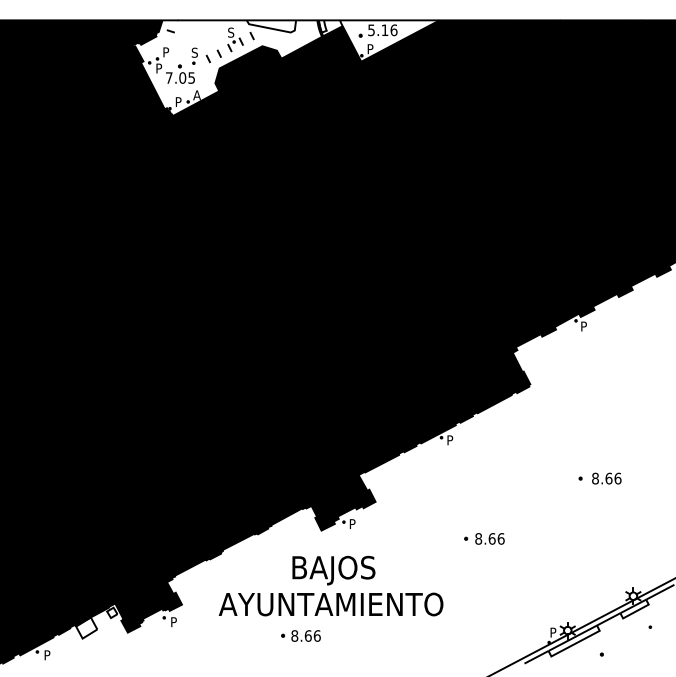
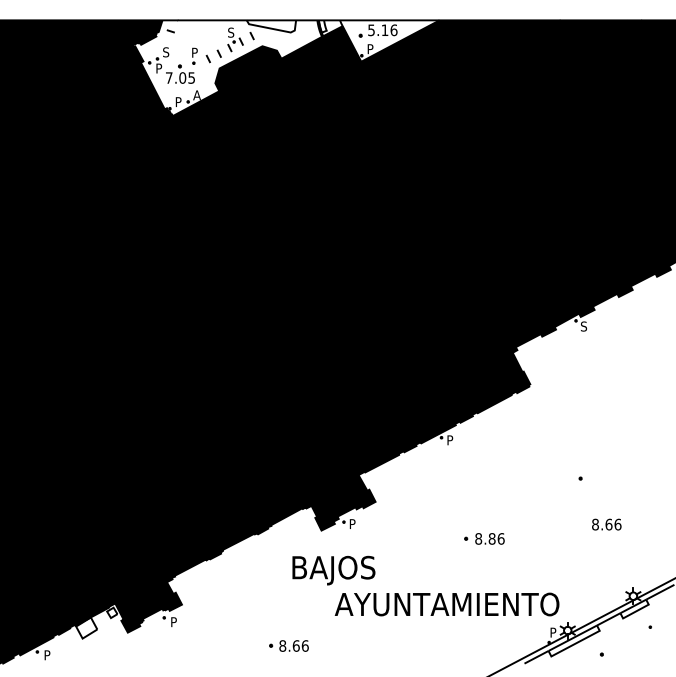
text: P -> S (166, 52)
text: S -> P (194, 52)
text: P -> S (583, 326)
text position: (606, 478) -> (606, 524) (606, 524)
text: 8.66 -> 8.86 (491, 538)
text position: (330, 604) -> (446, 604) (446, 604)
part position: (300, 635) -> (288, 645) (288, 645)
